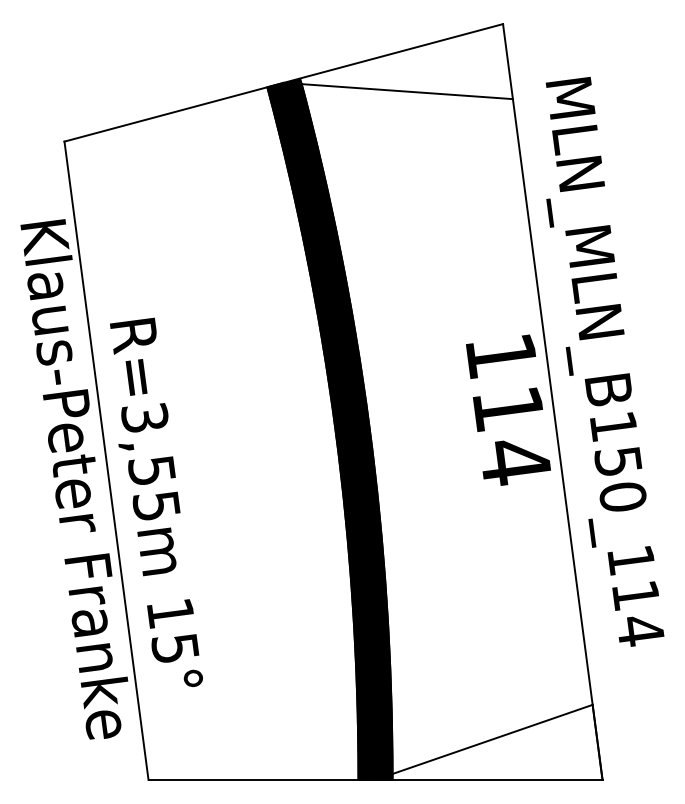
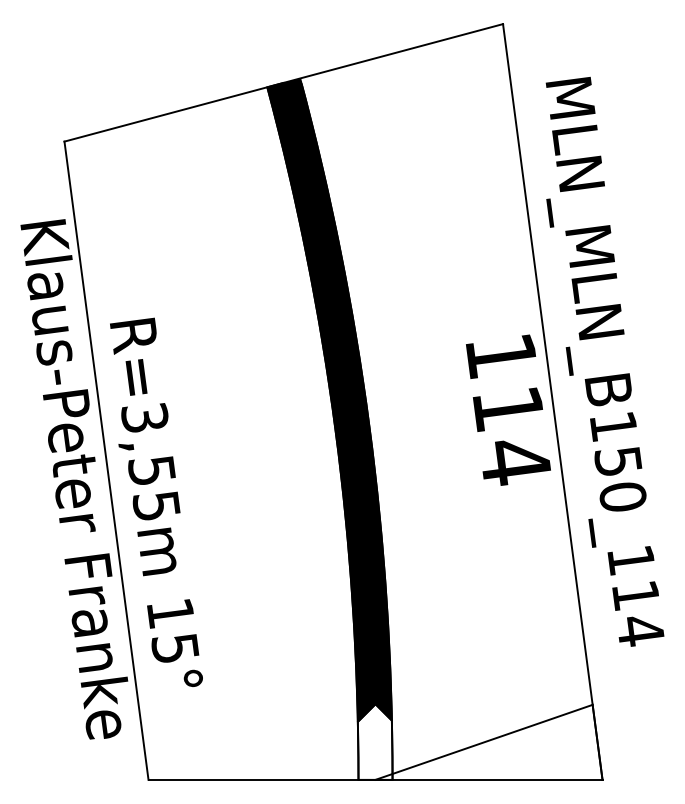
line: present -> none (397, 90)
fill: present -> none (374, 741)
